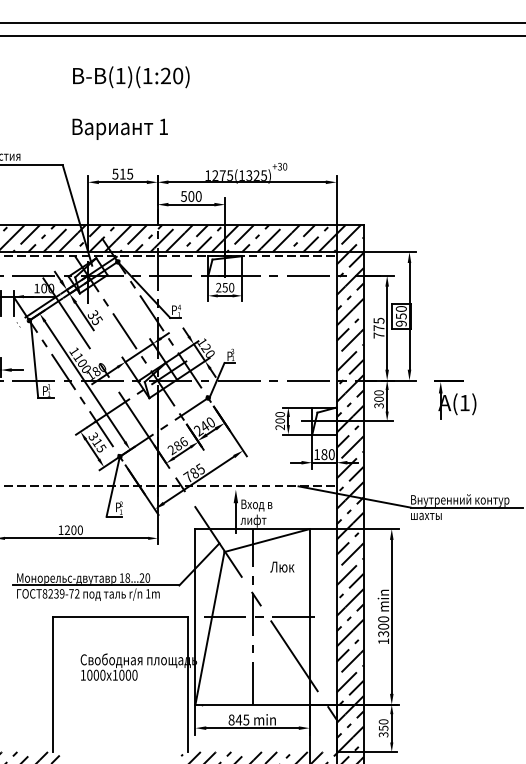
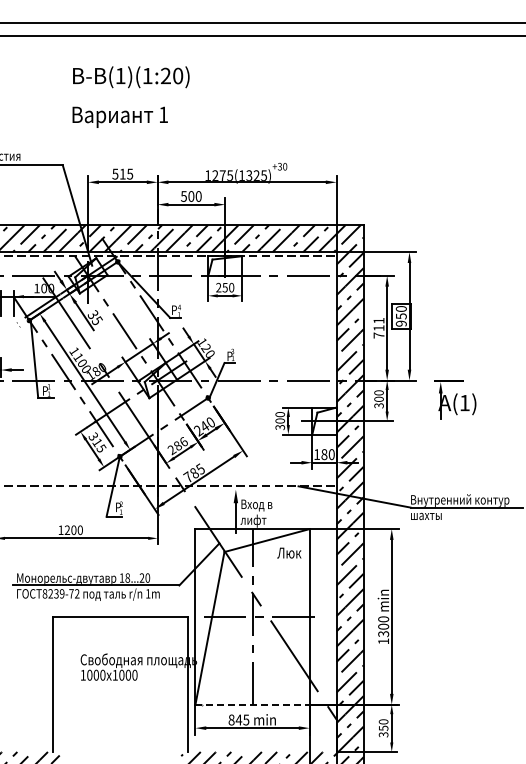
text position: (119, 128) -> (119, 116) (119, 116)
text: 775 -> 711 (378, 324)
text: 200 -> 300 (280, 427)
text position: (282, 566) -> (289, 552) (289, 552)
line: solid -> dashed (253, 704)
